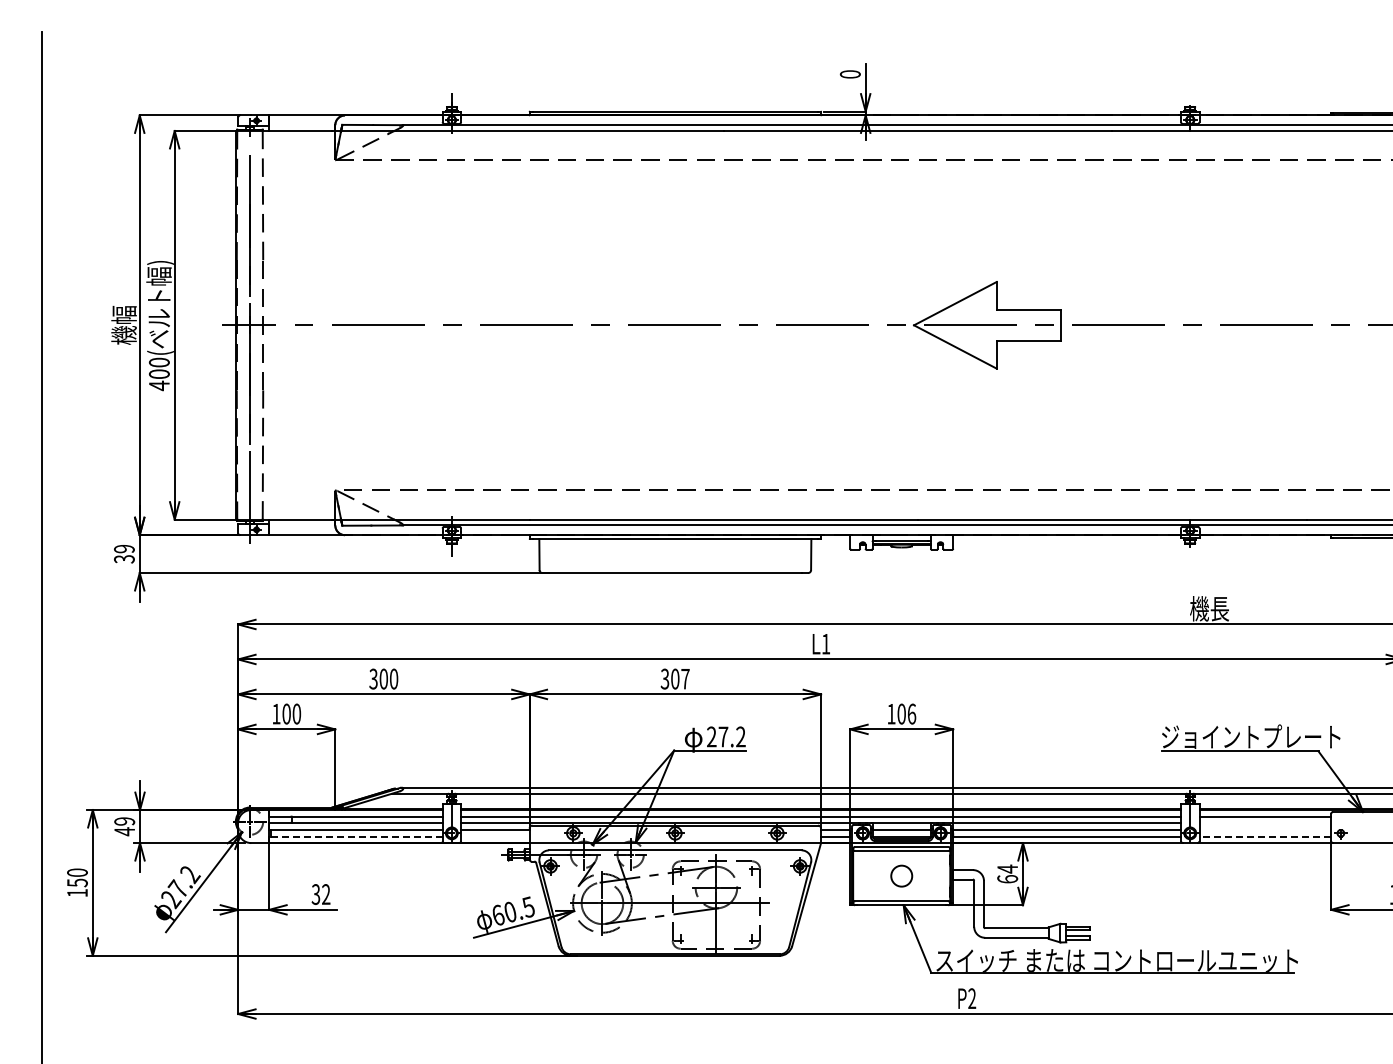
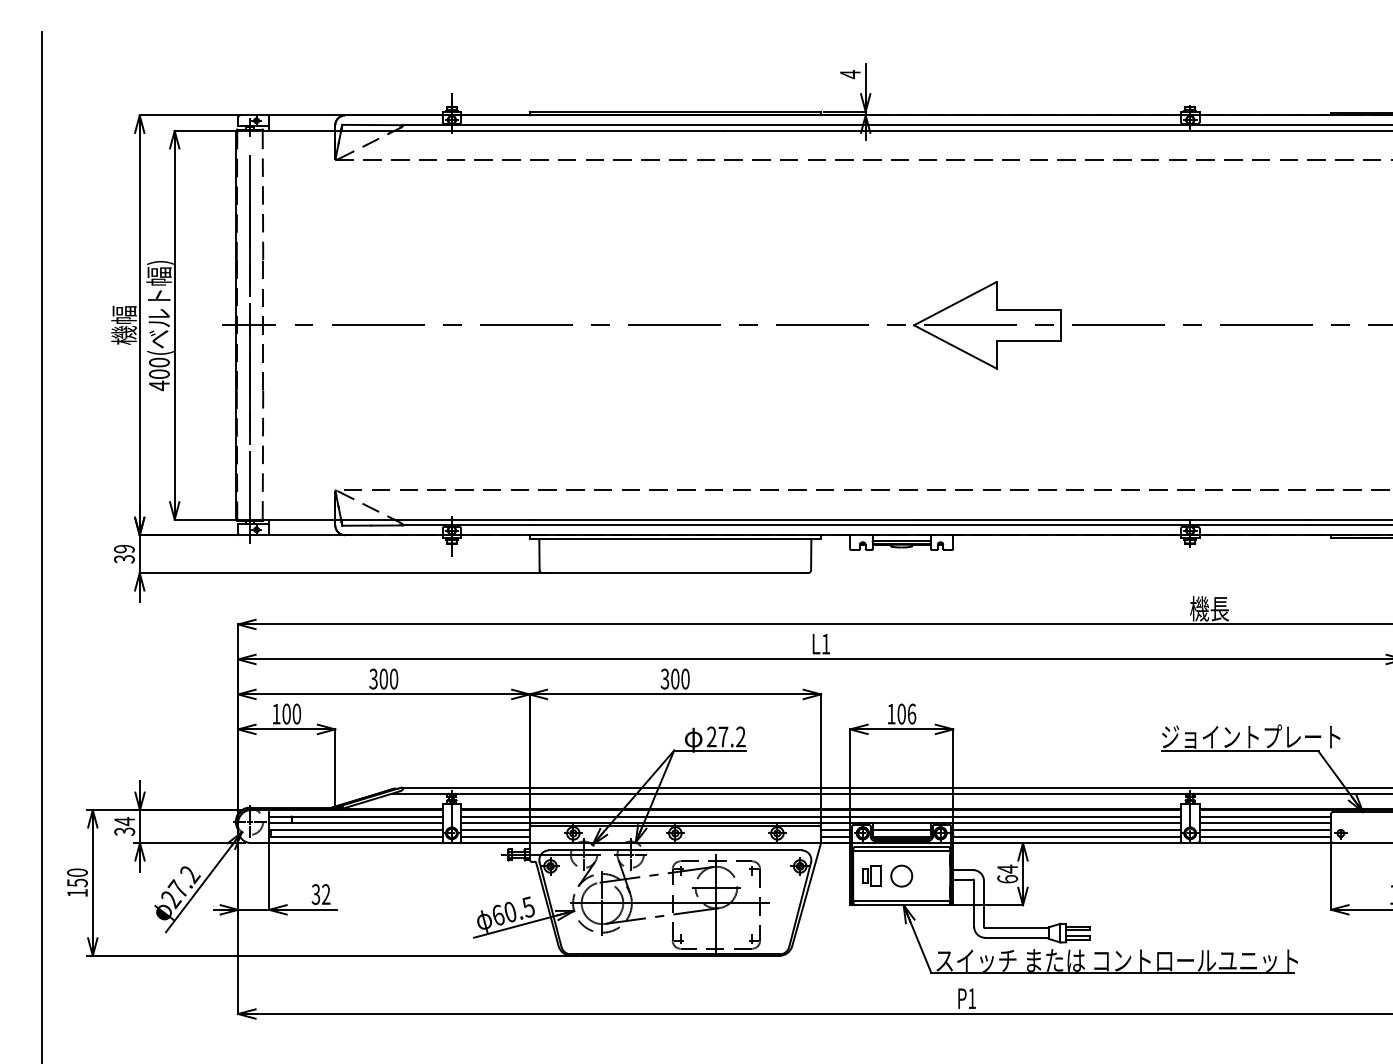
text: 0 -> 4 (849, 74)
text: 307 -> 300 (685, 678)
line: none -> present (1265, 822)
text: 49 -> 34 (124, 826)
line: none -> present (1265, 830)
line: dashed -> solid (355, 836)
line: none -> present (495, 836)
line: dashed -> solid (1265, 836)
part: none -> present (871, 875)
text: P2 -> P1 (972, 998)
